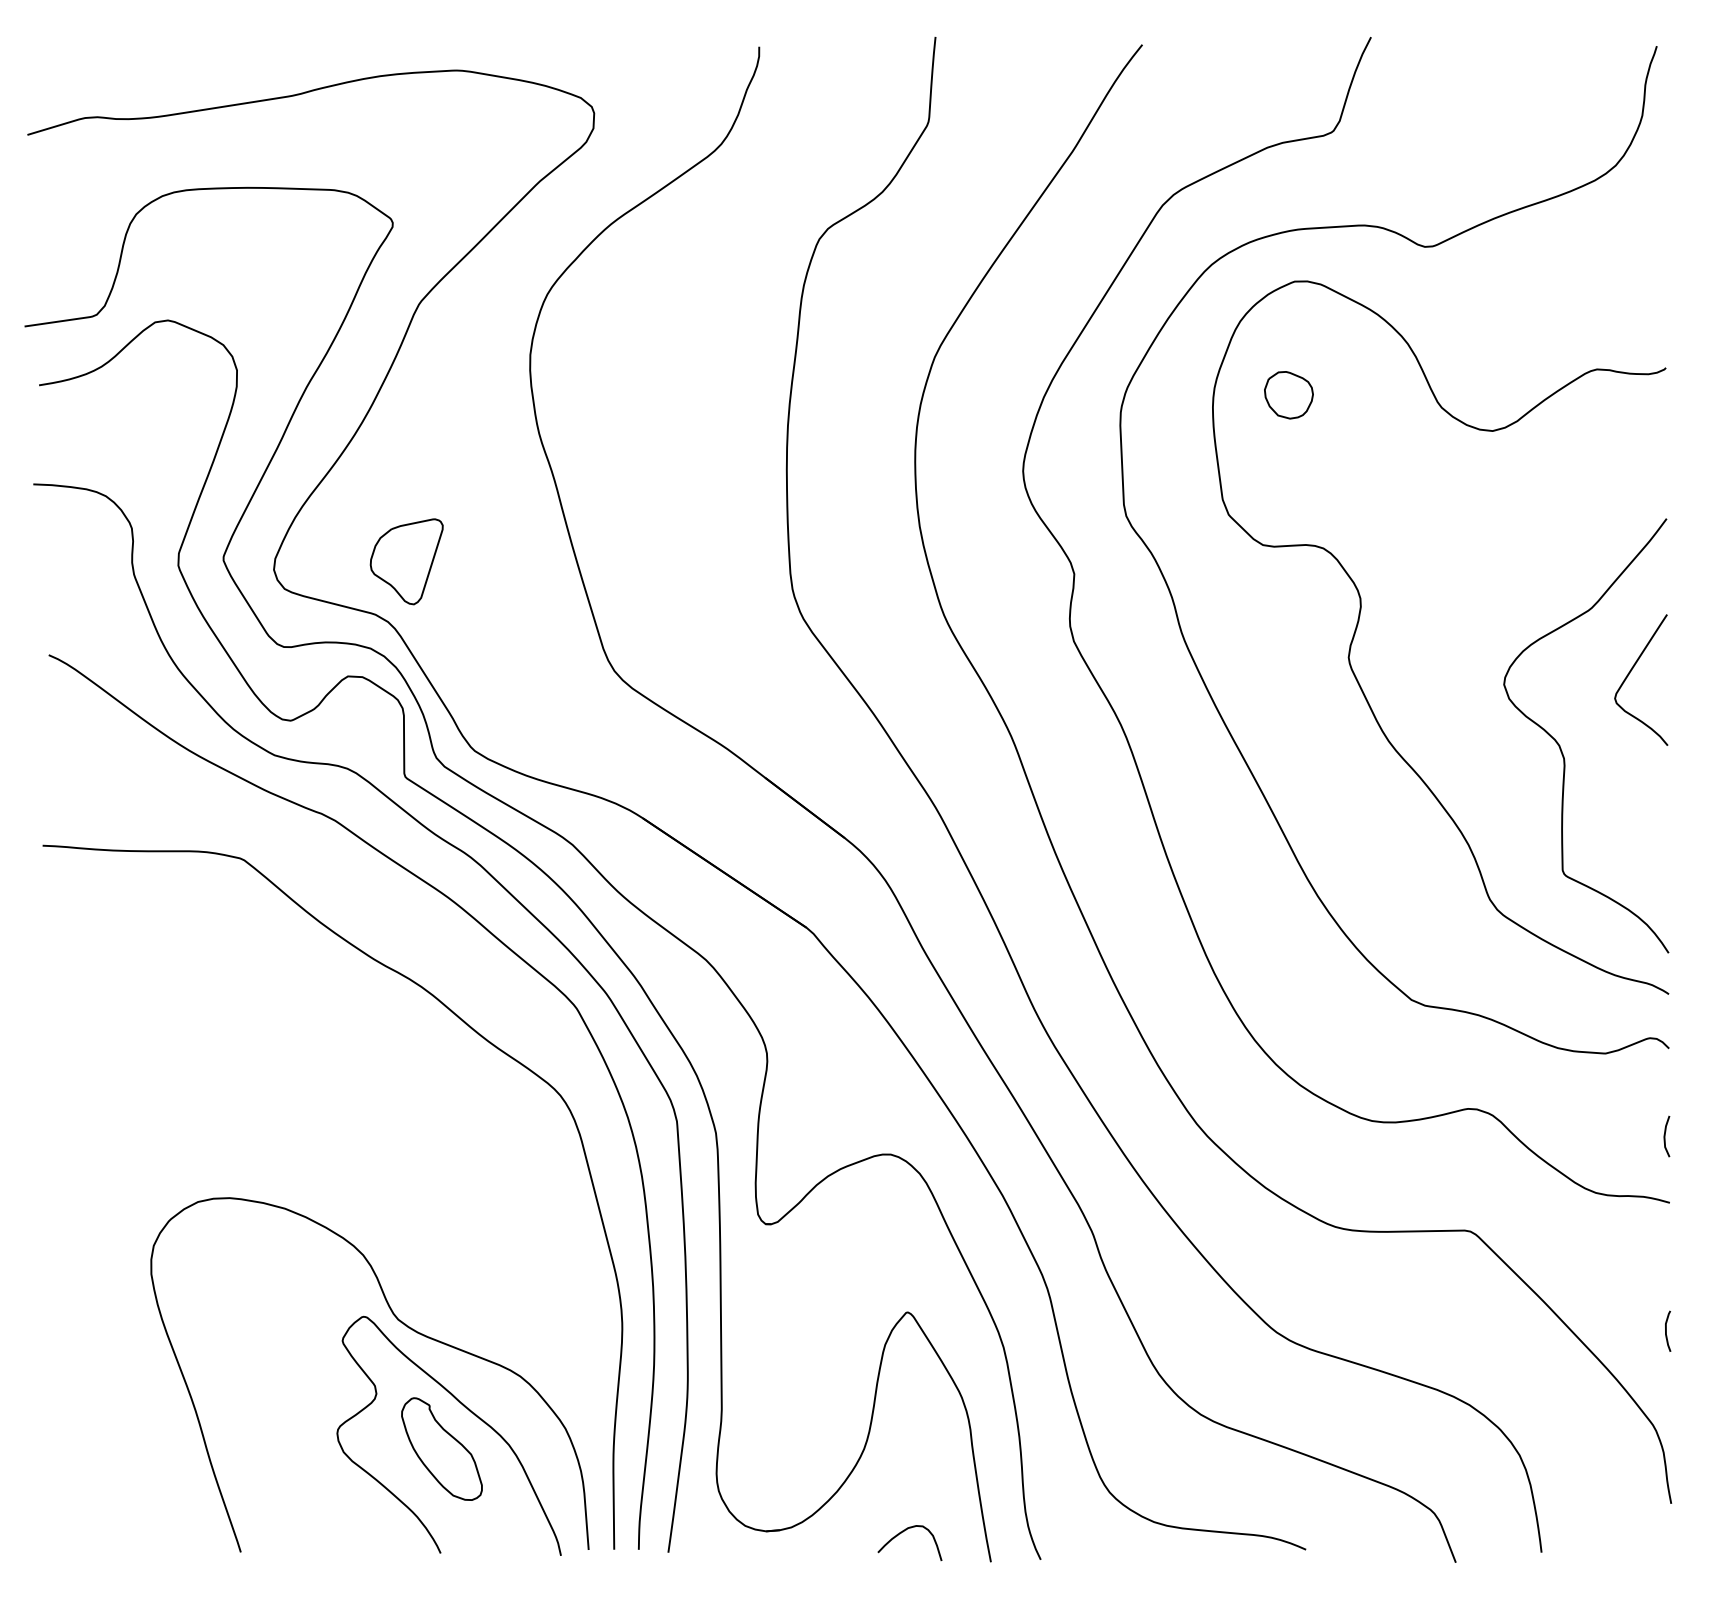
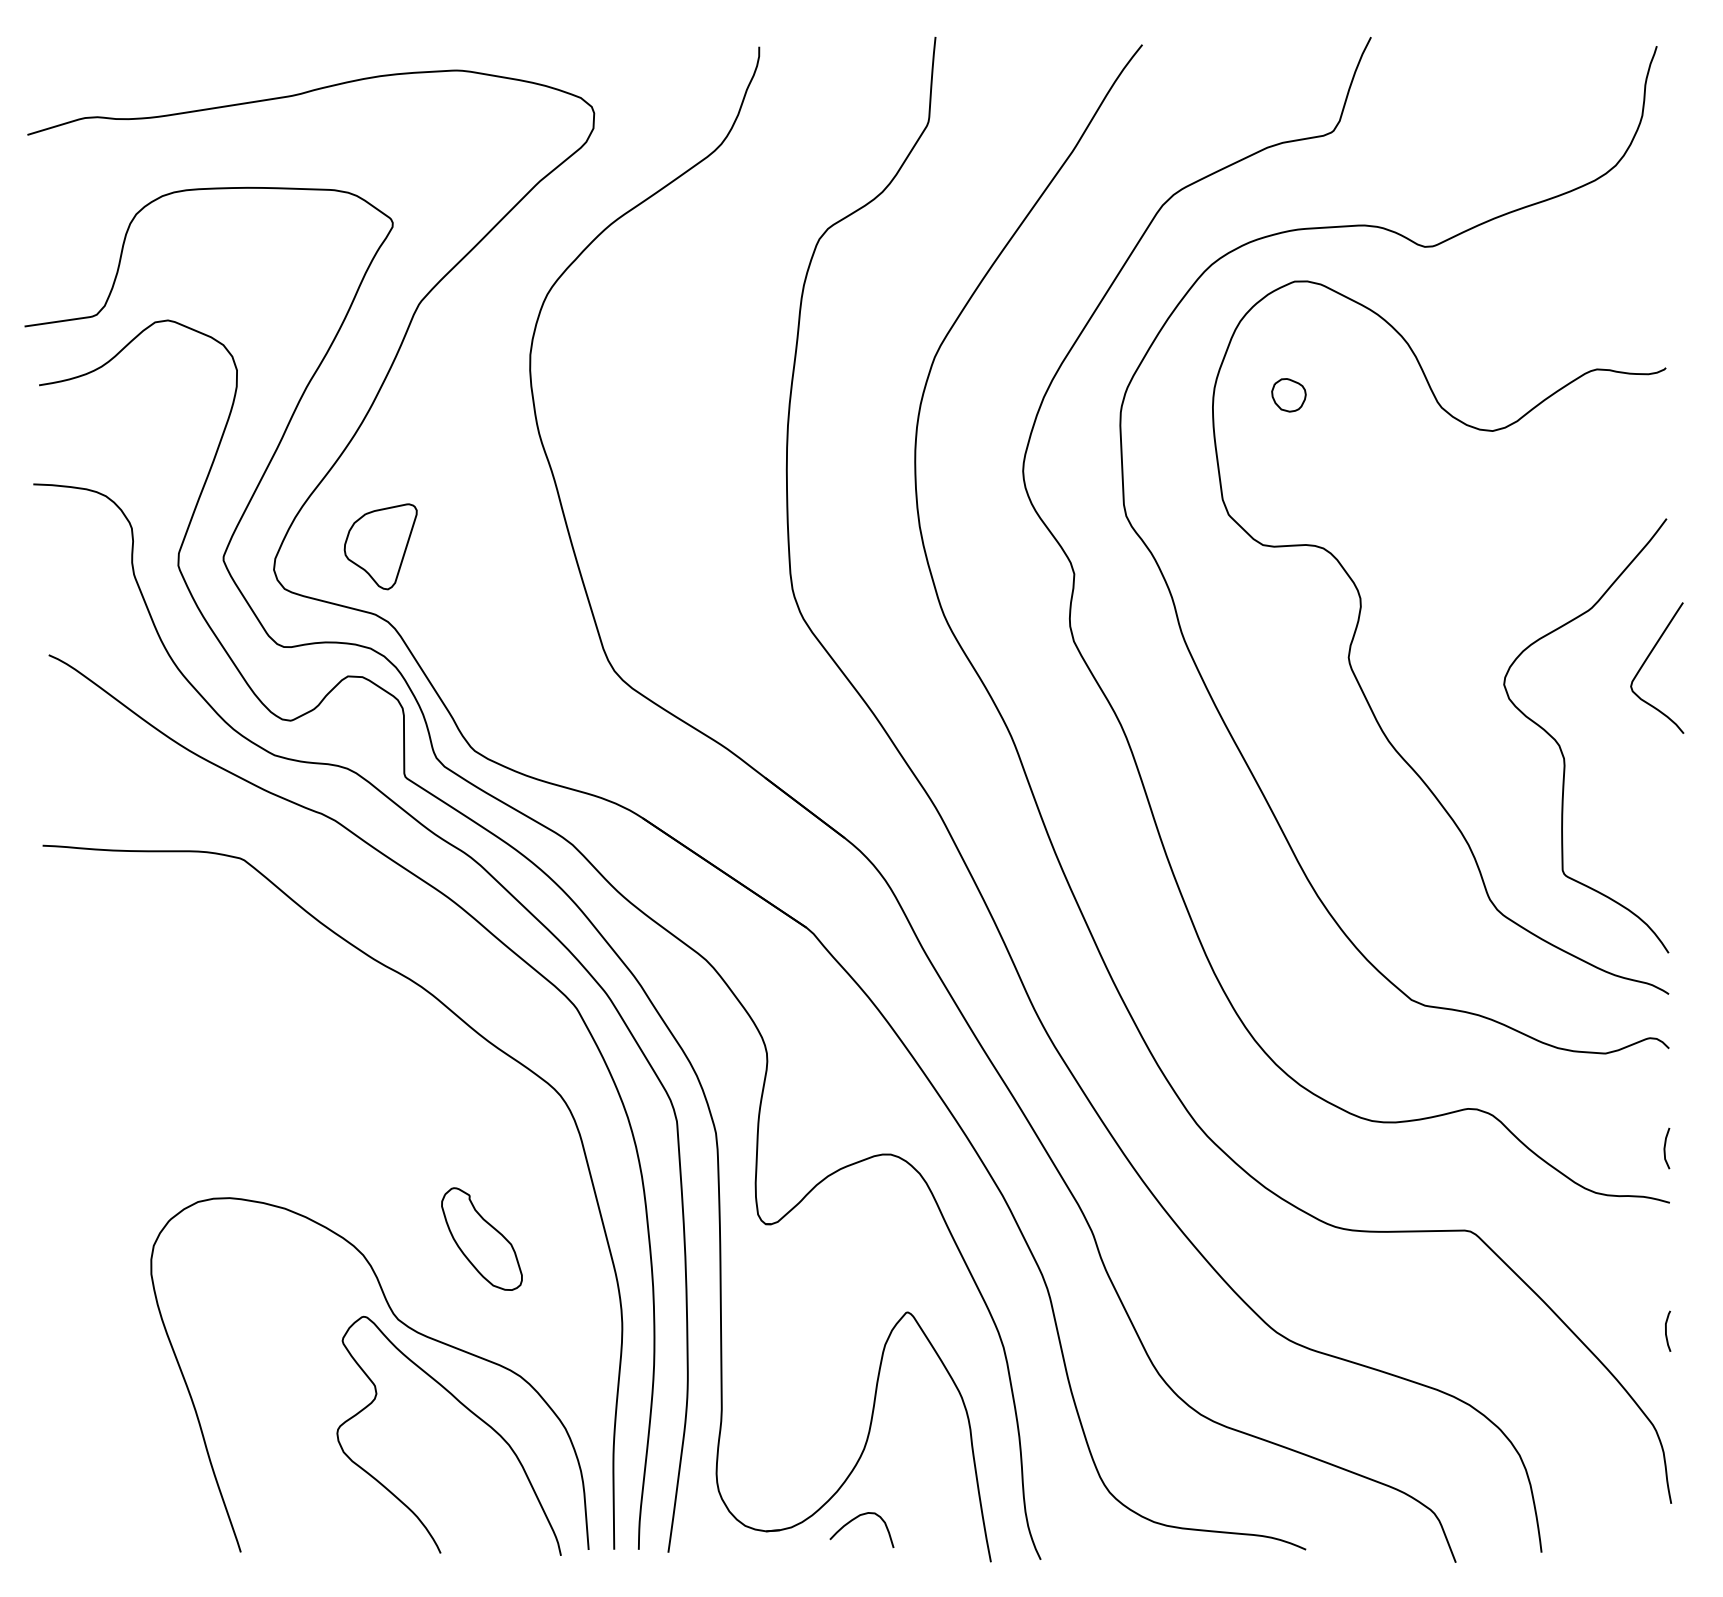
part size: 50x49 px -> 36x35 px (1288, 395)
part position: (406, 561) -> (380, 546) (380, 546)
curve position: (1630, 673) -> (1646, 661) (1646, 661)
curve position: (1665, 1136) -> (1665, 1148) (1665, 1148)
part position: (441, 1448) -> (481, 1238) (481, 1238)
curve position: (903, 1532) -> (855, 1519) (855, 1519)
